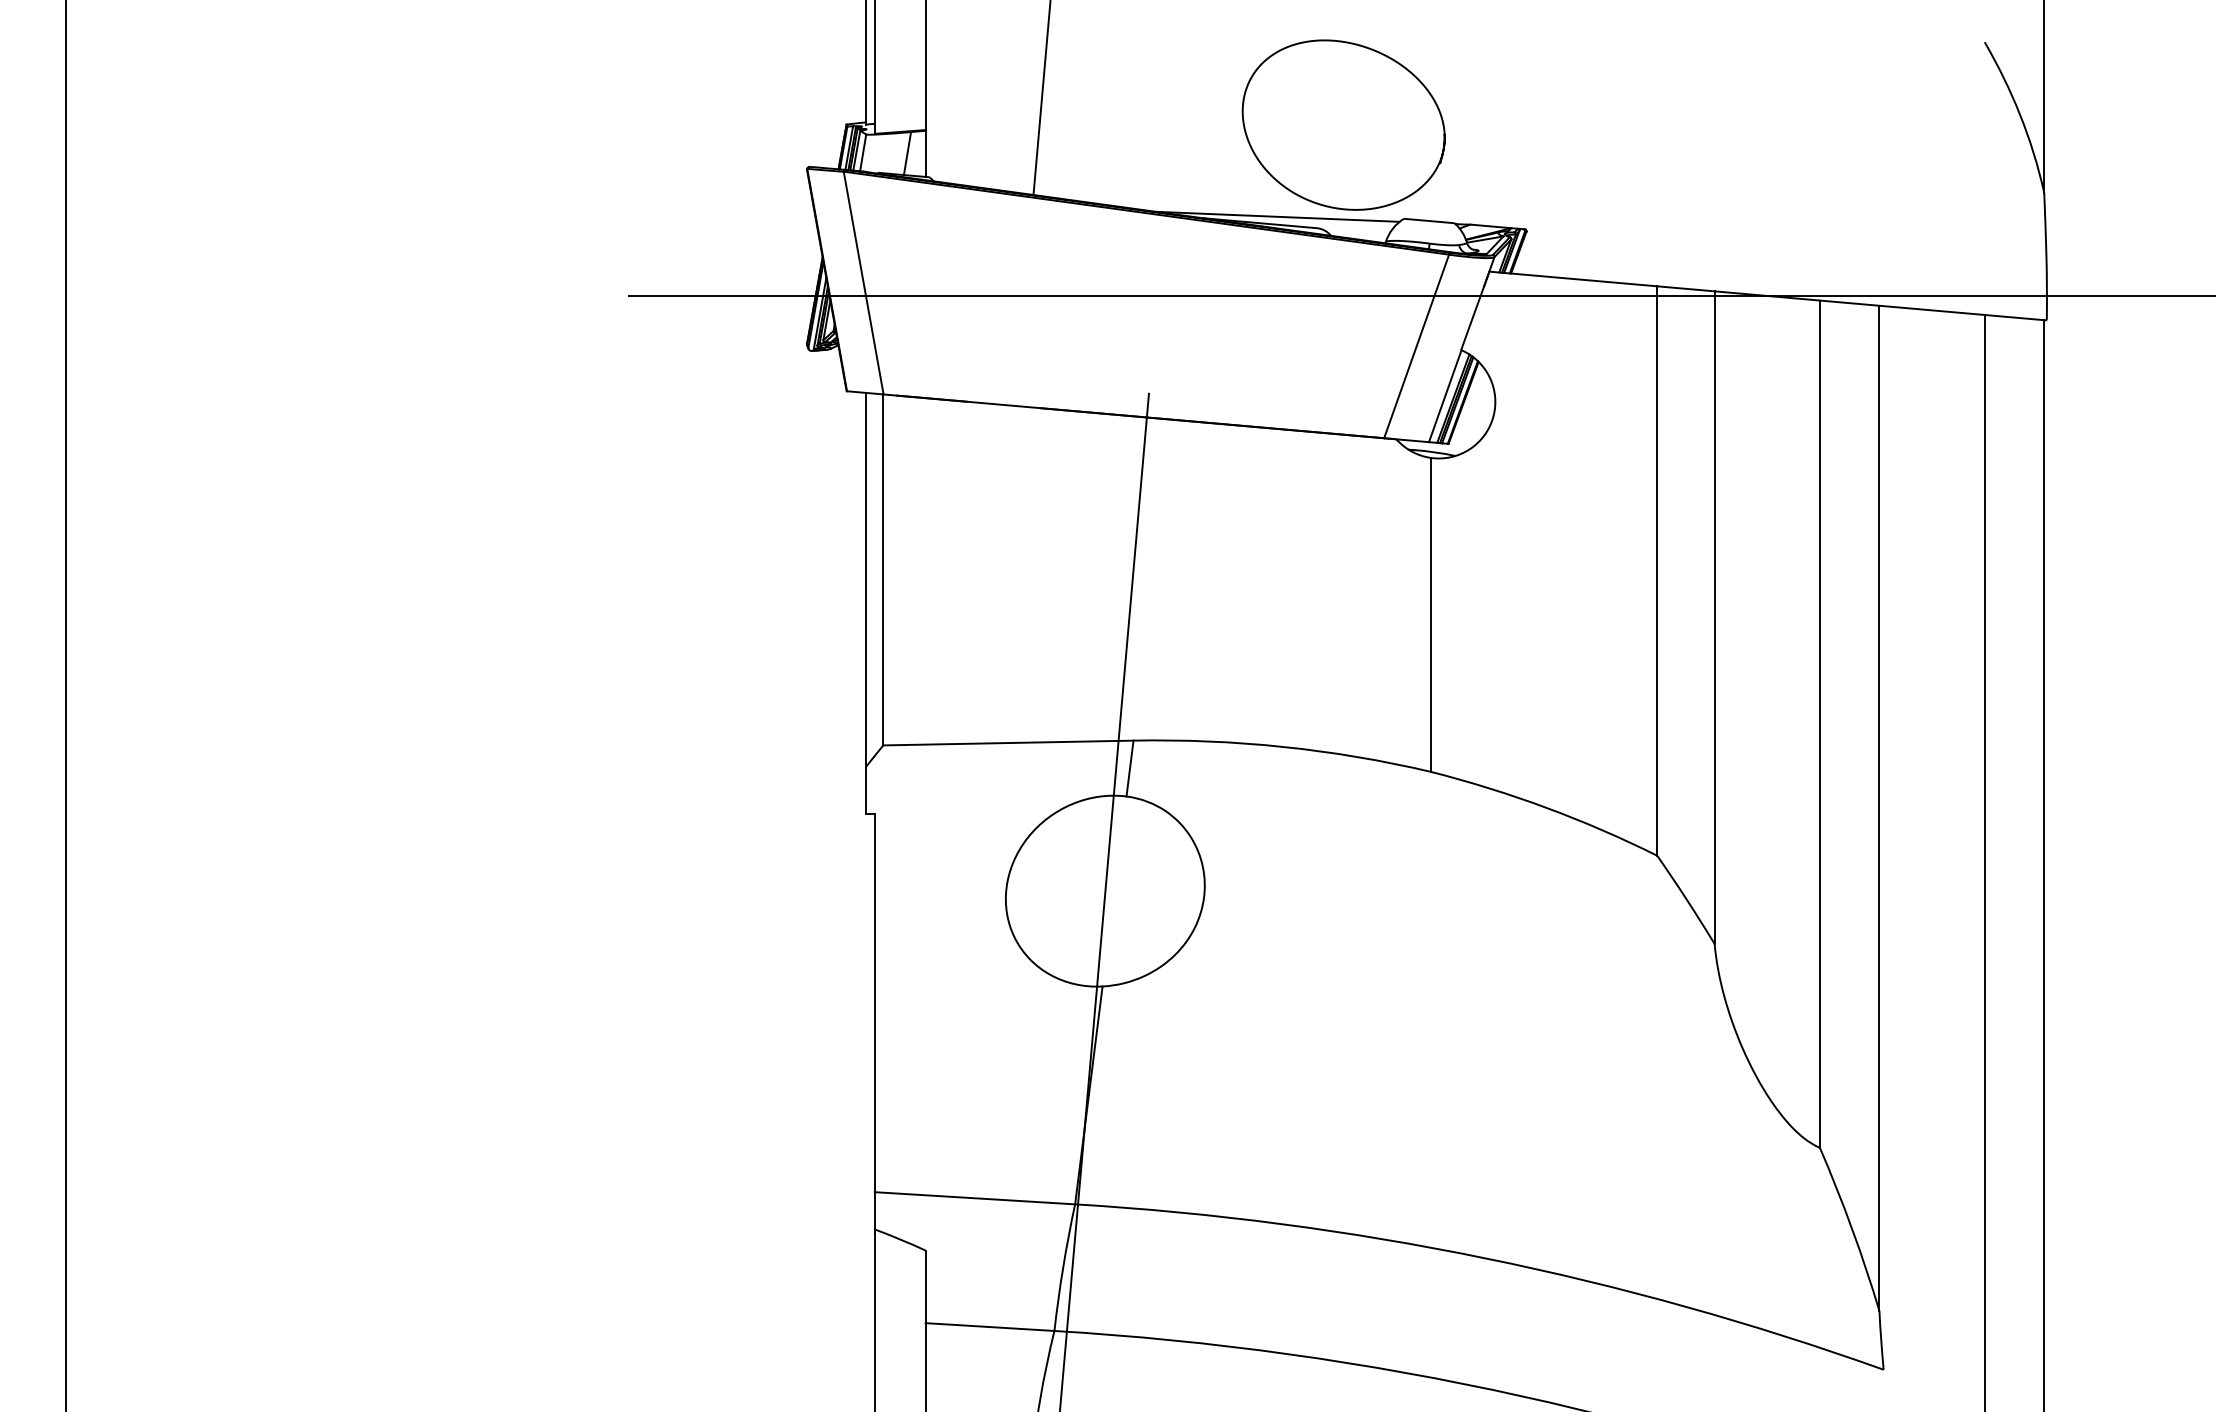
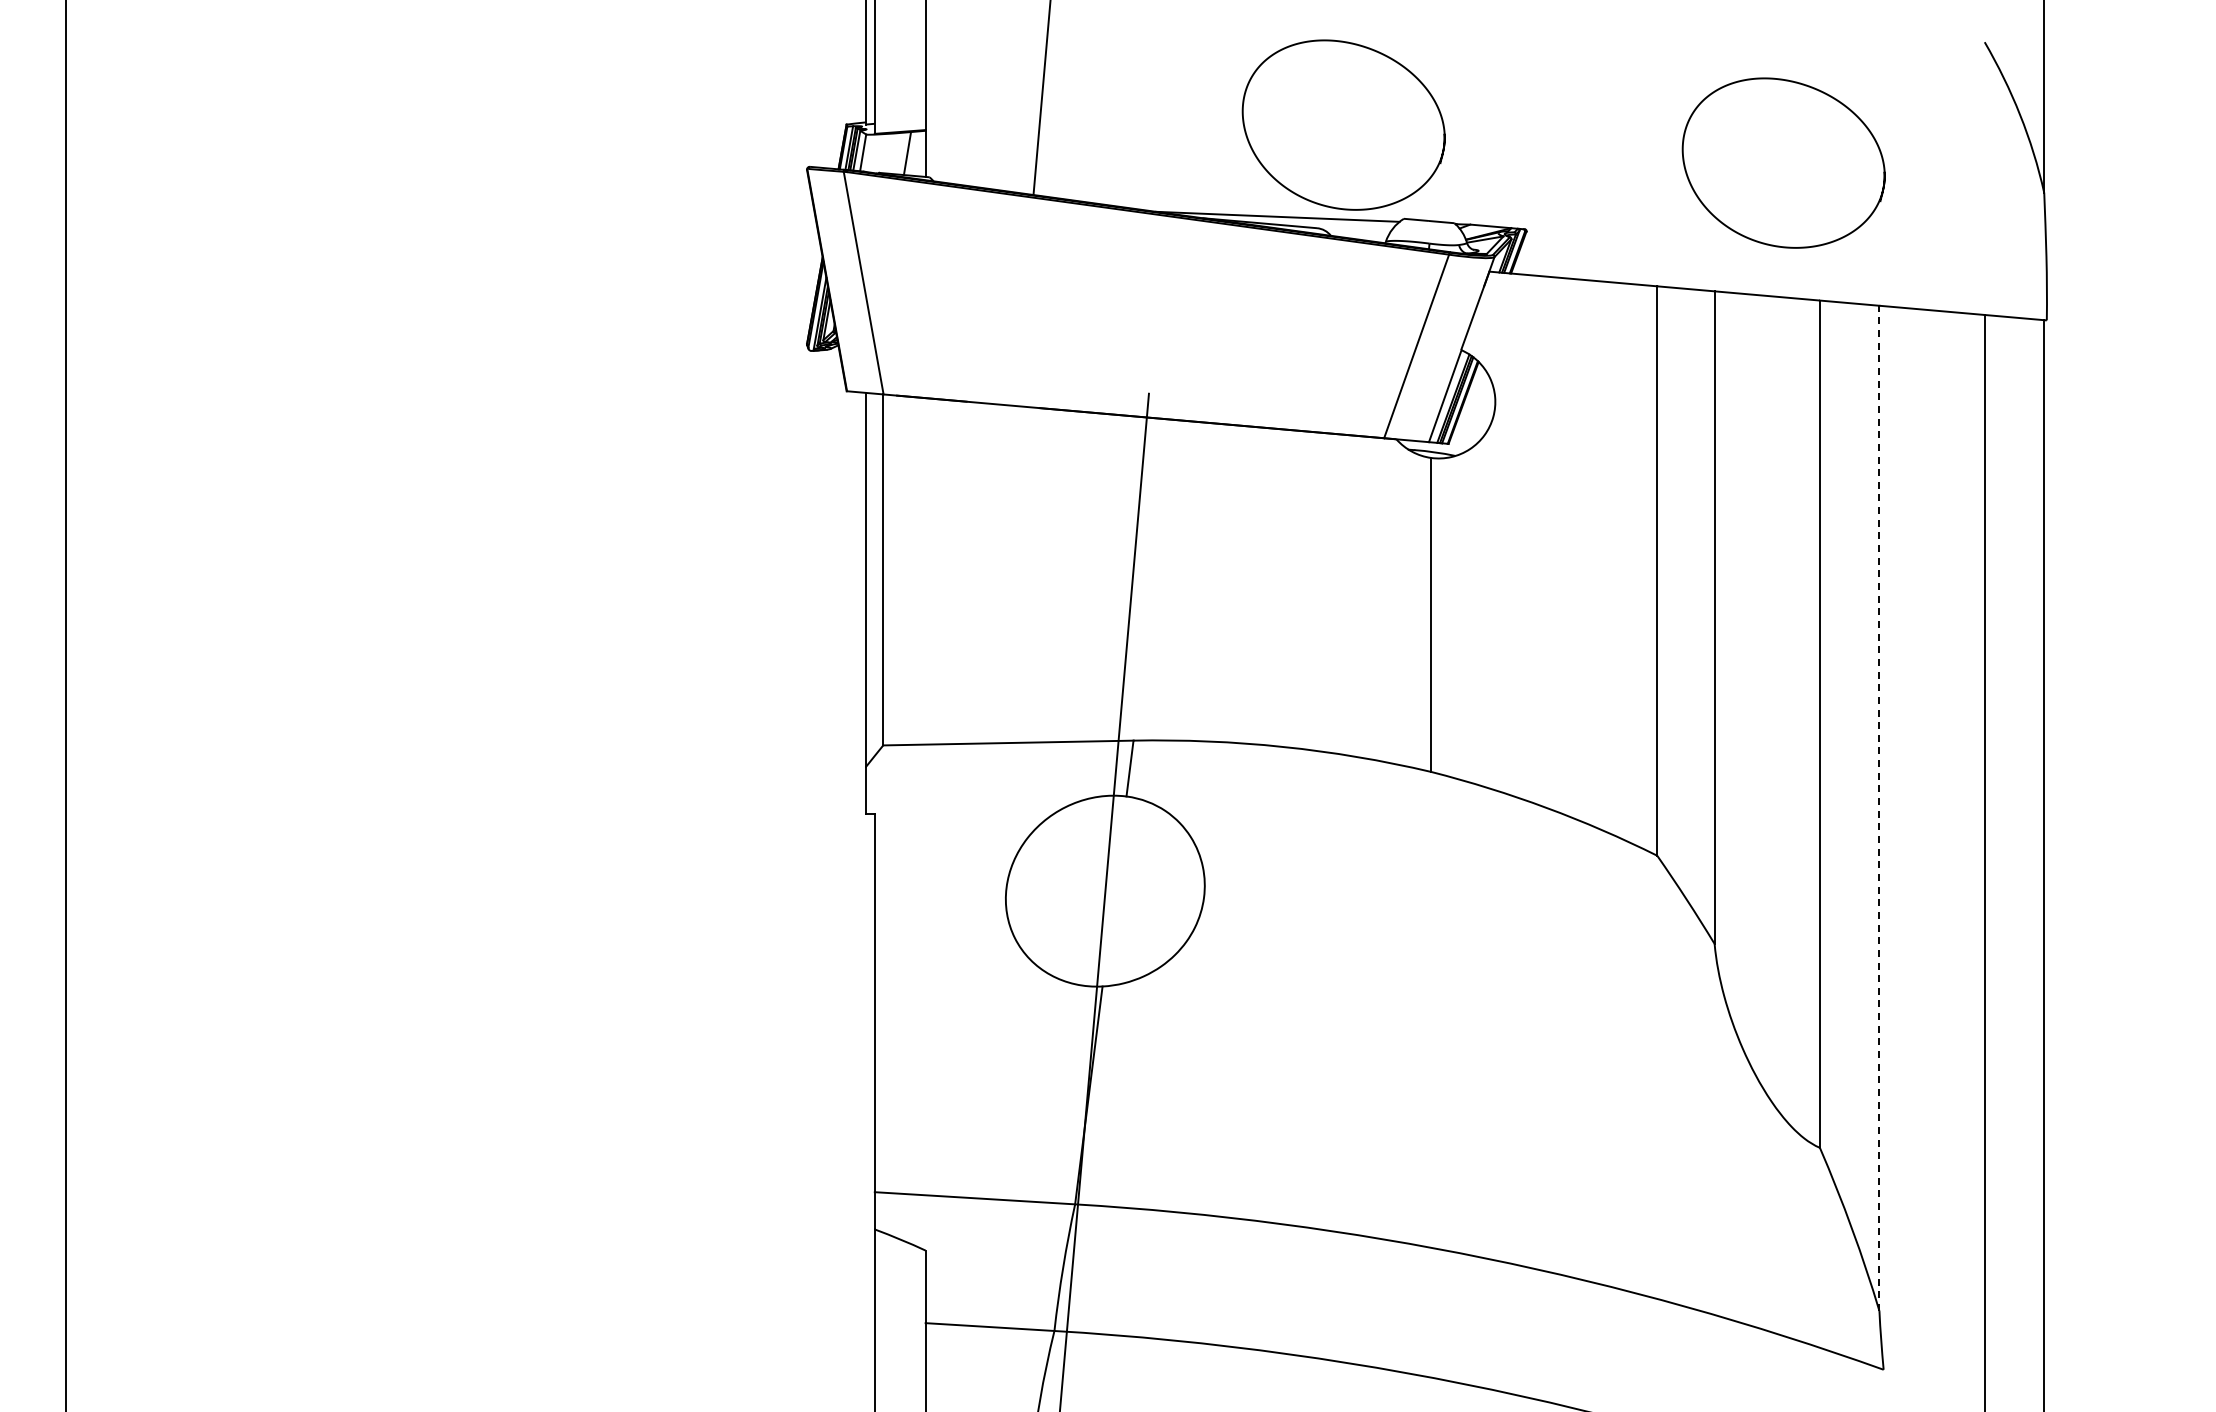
curve: none -> present (1813, 89)
line: present -> none (1420, 296)
line: solid -> dashed (1879, 808)
